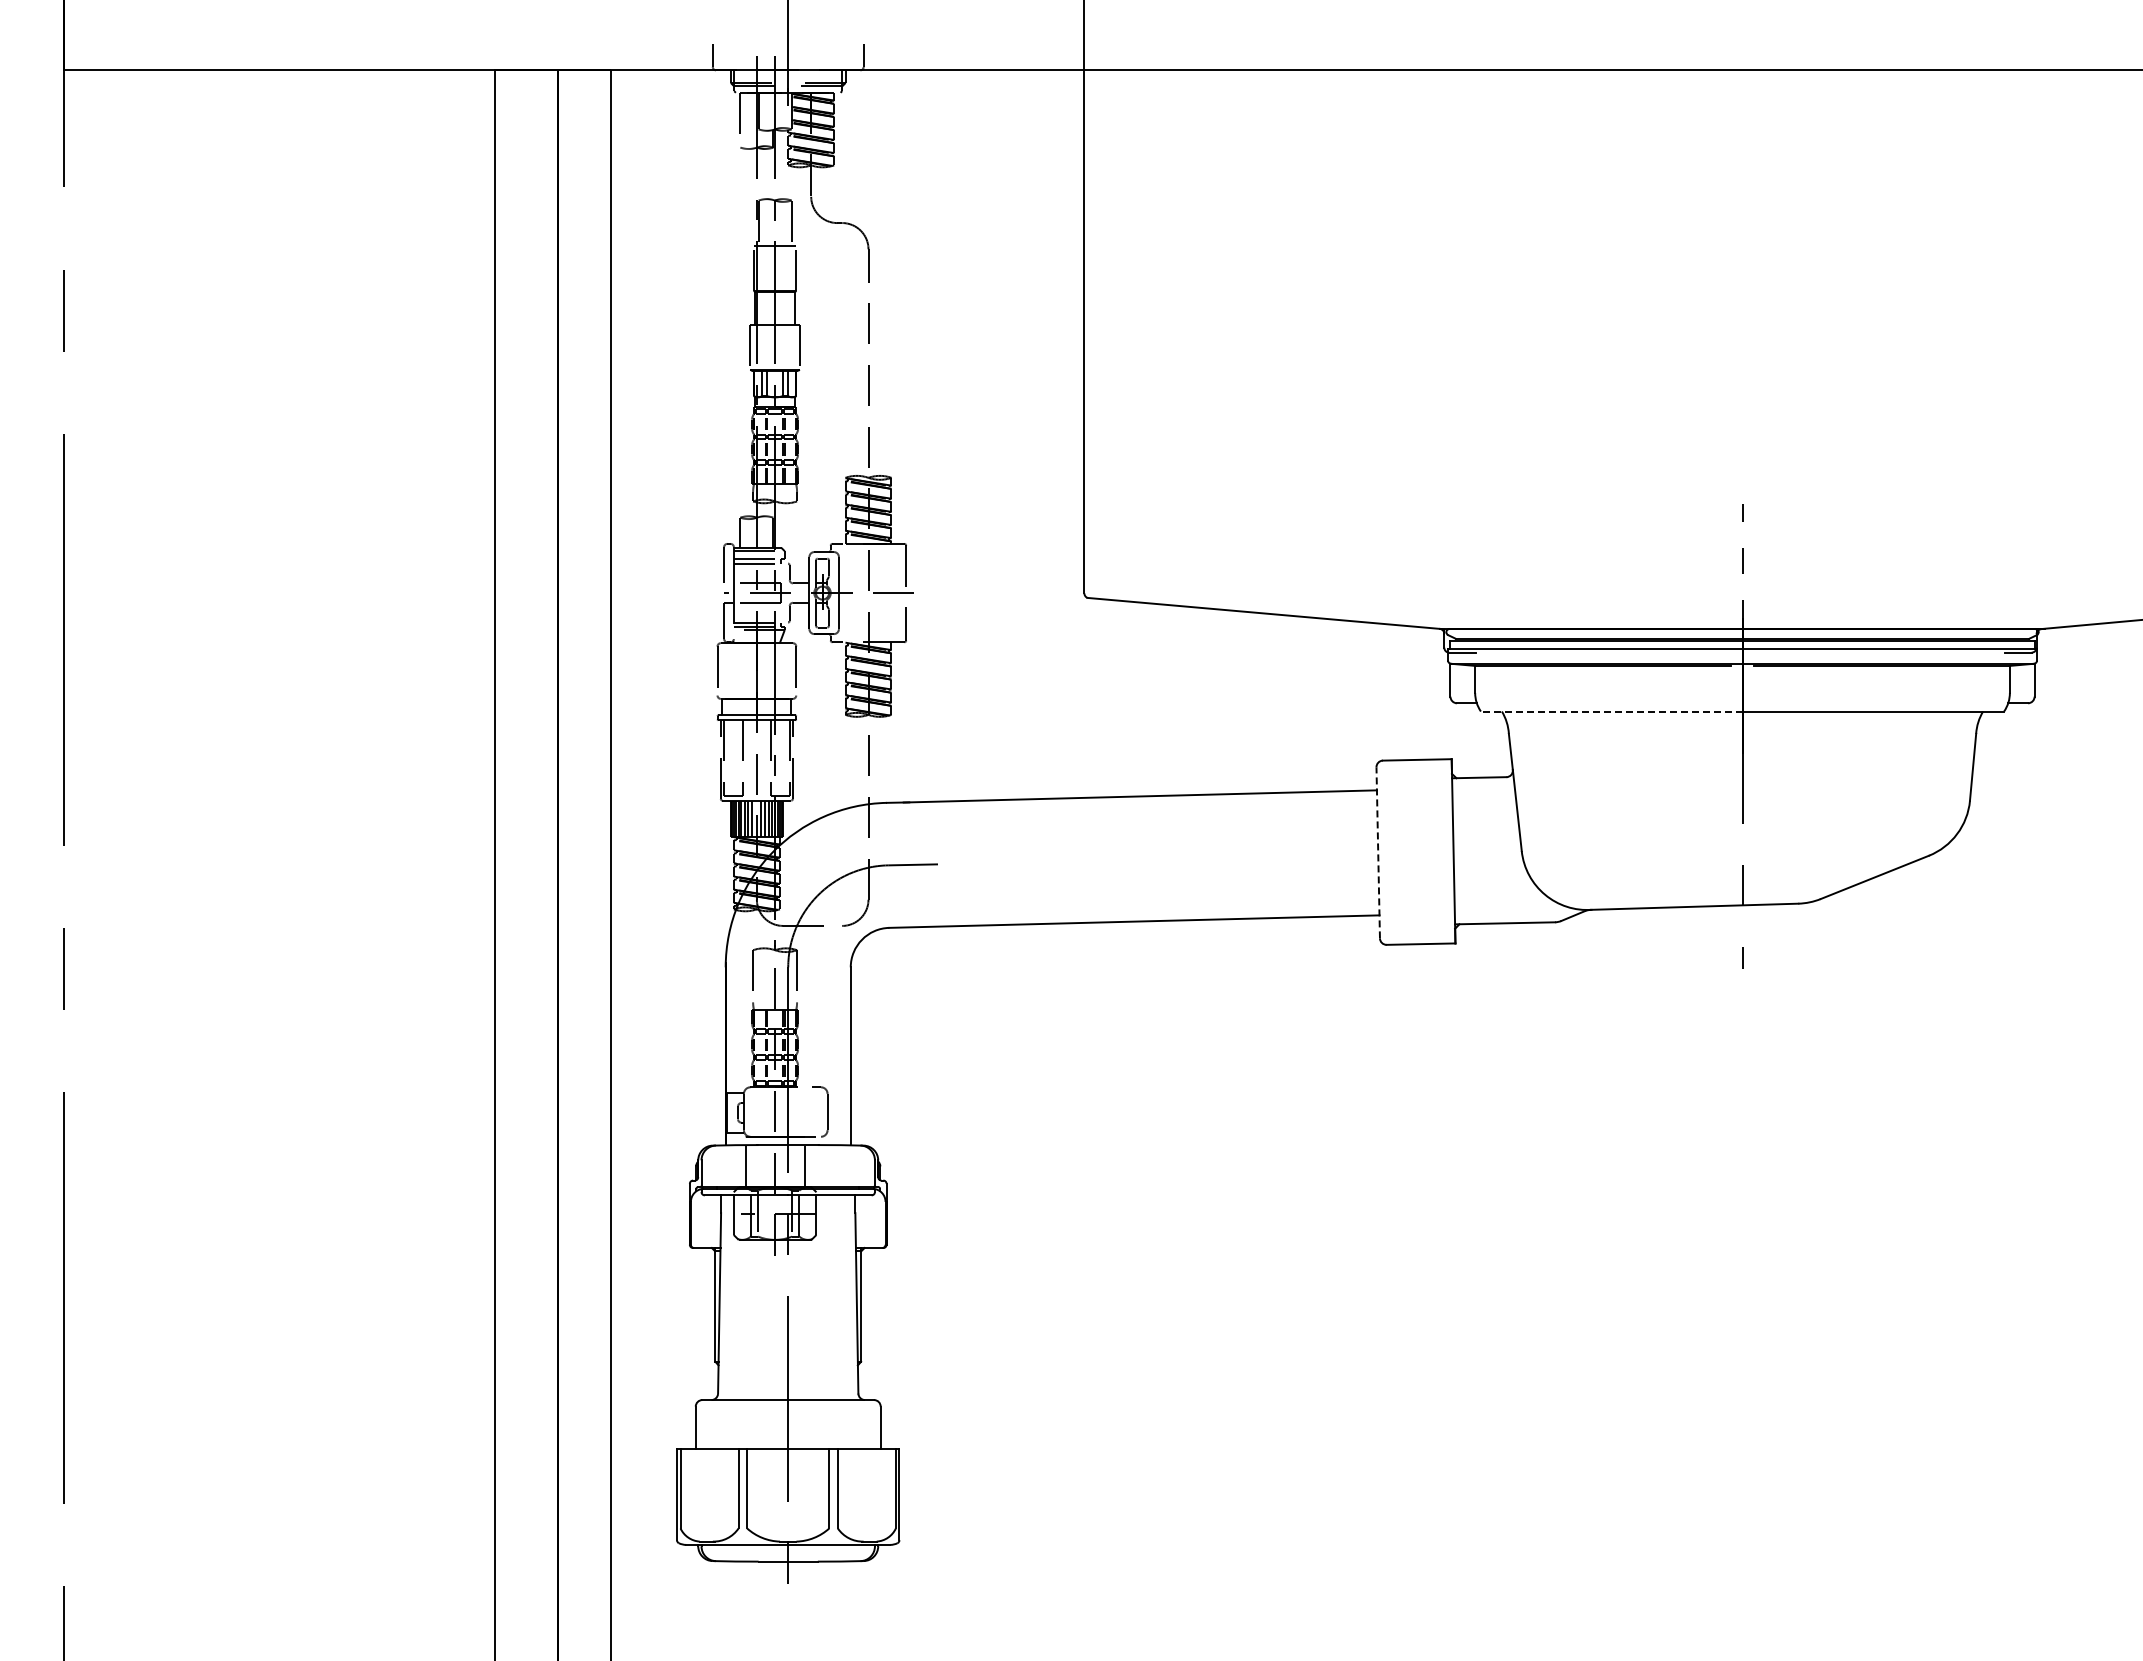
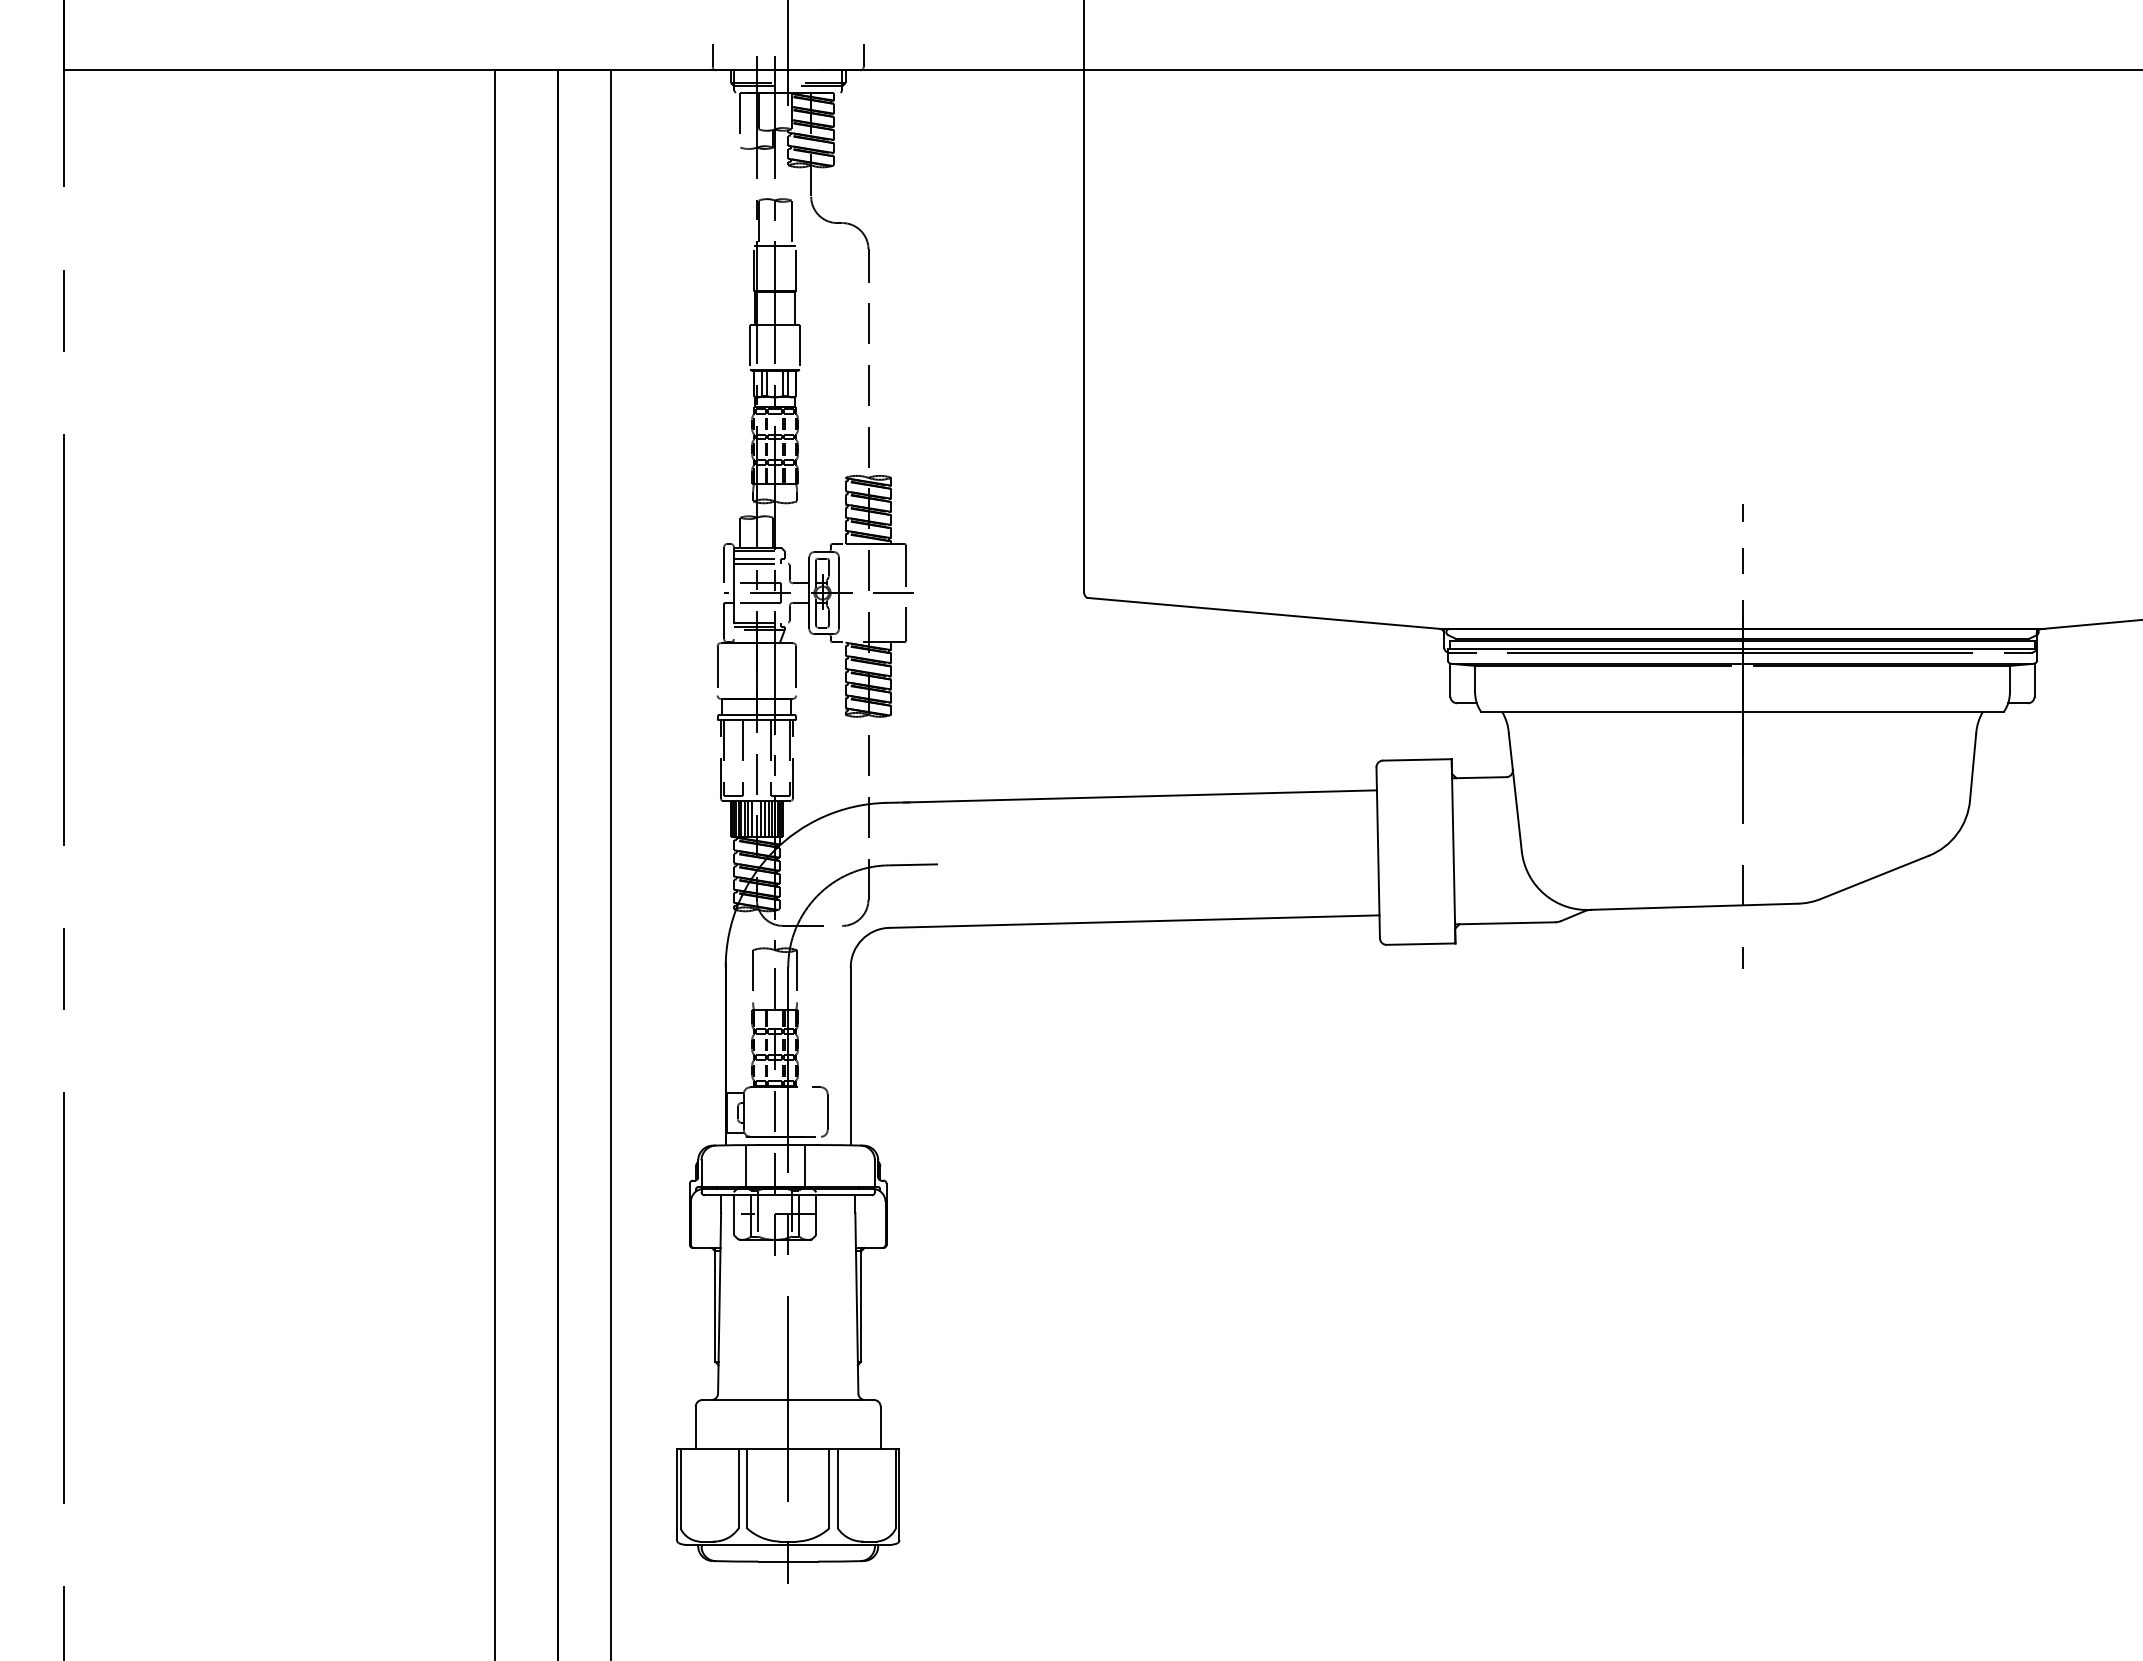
line: none -> present (1740, 652)
line: dashed -> solid (1611, 711)
line: dashed -> solid (1378, 852)
